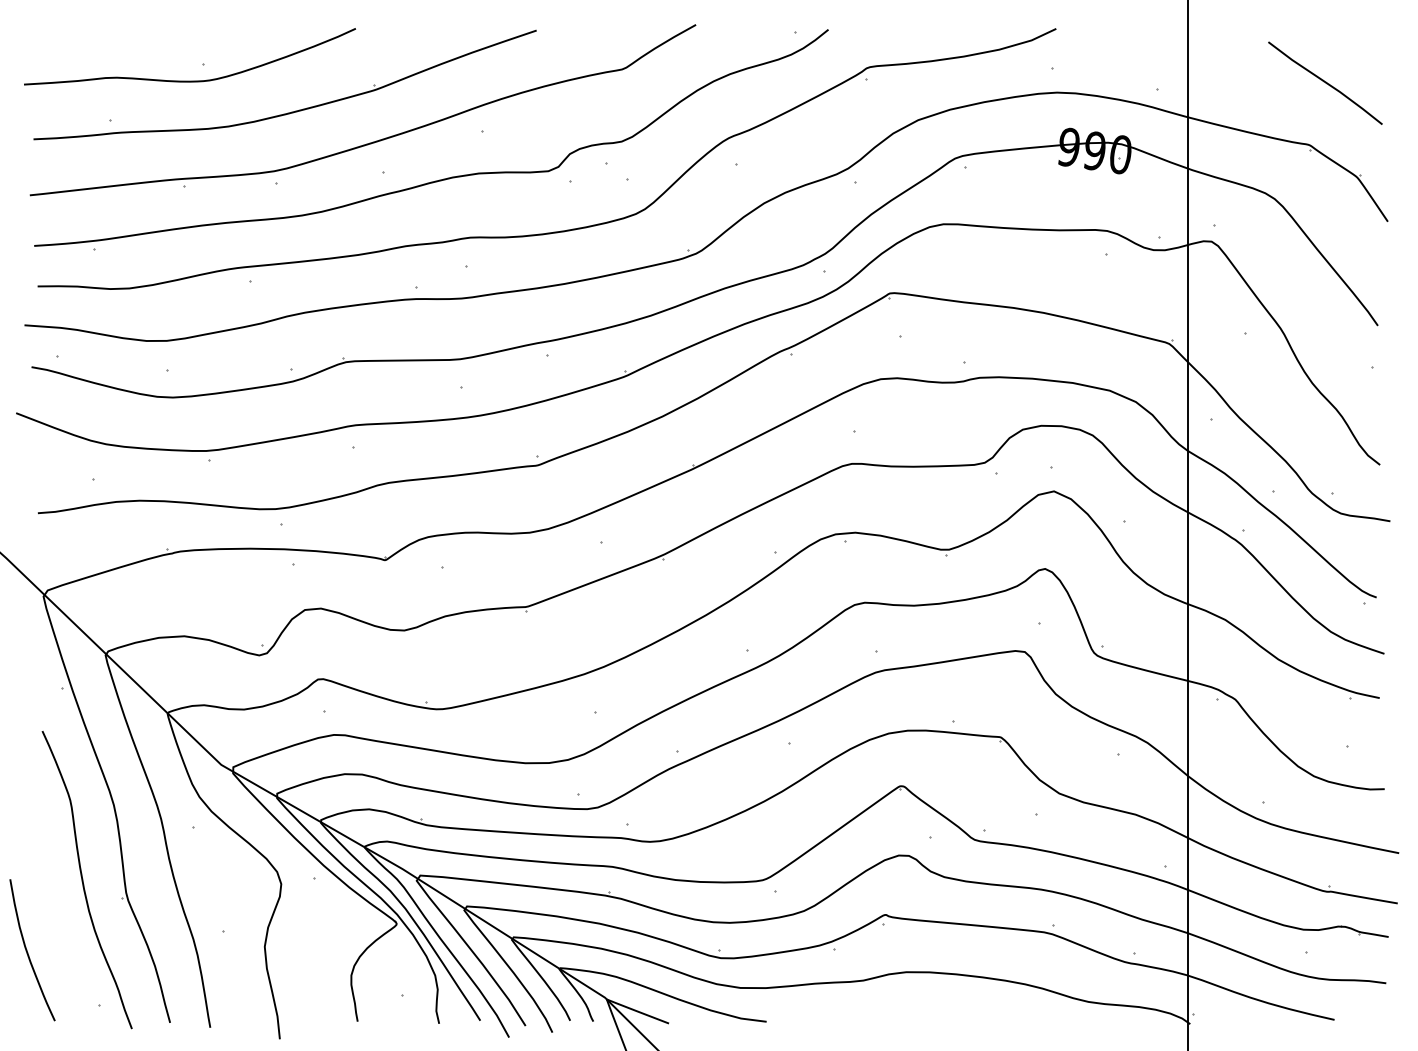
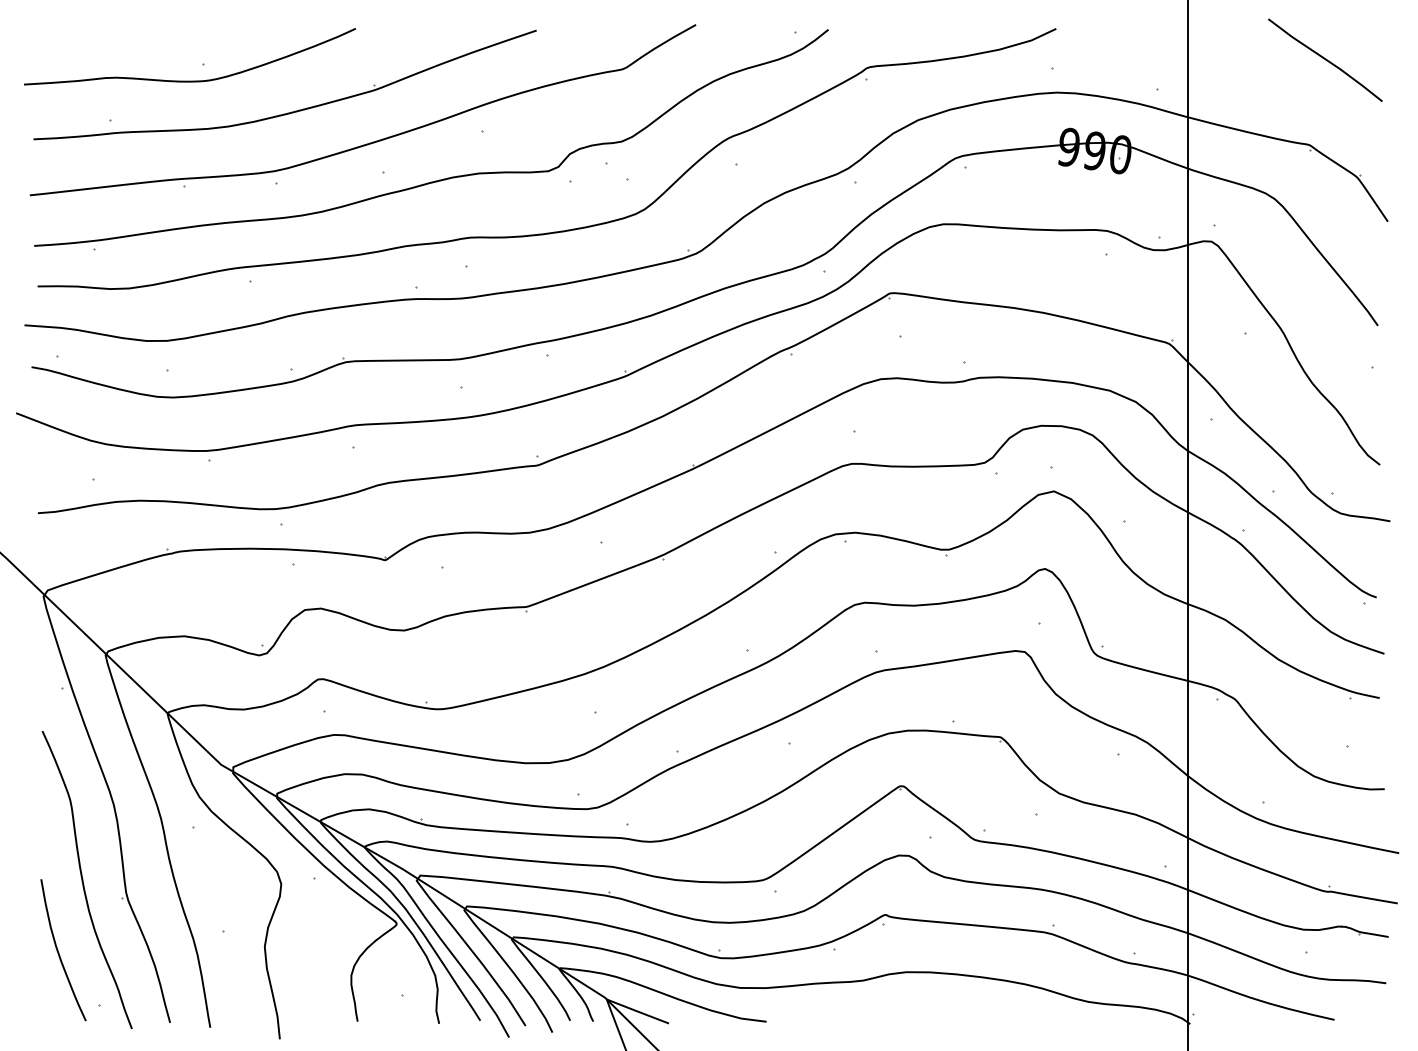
curve position: (1325, 82) -> (1325, 59) (1325, 59)
curve position: (28, 952) -> (59, 952) (59, 952)
